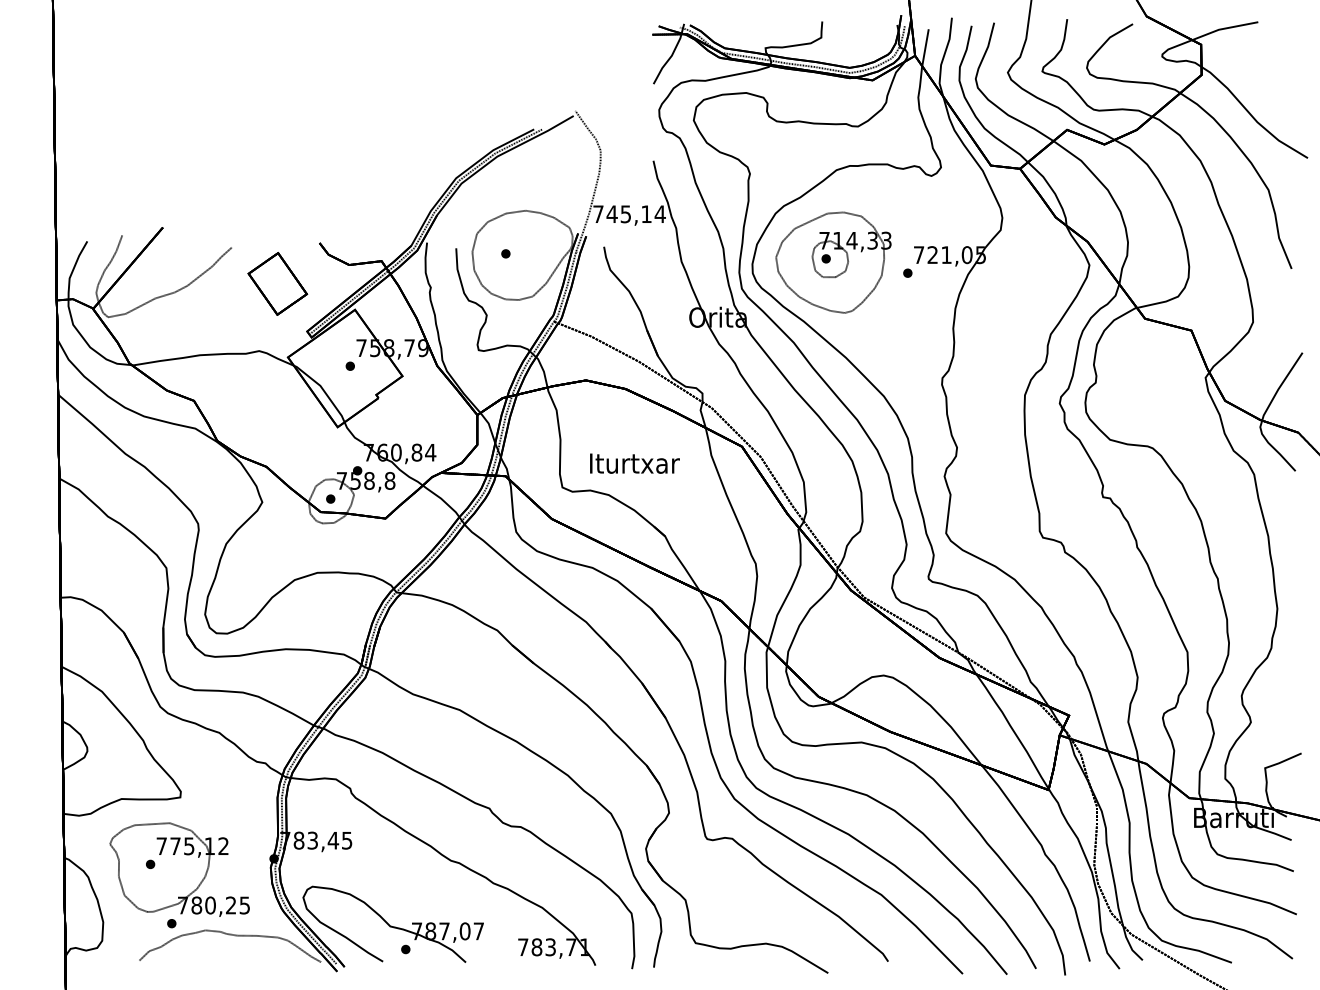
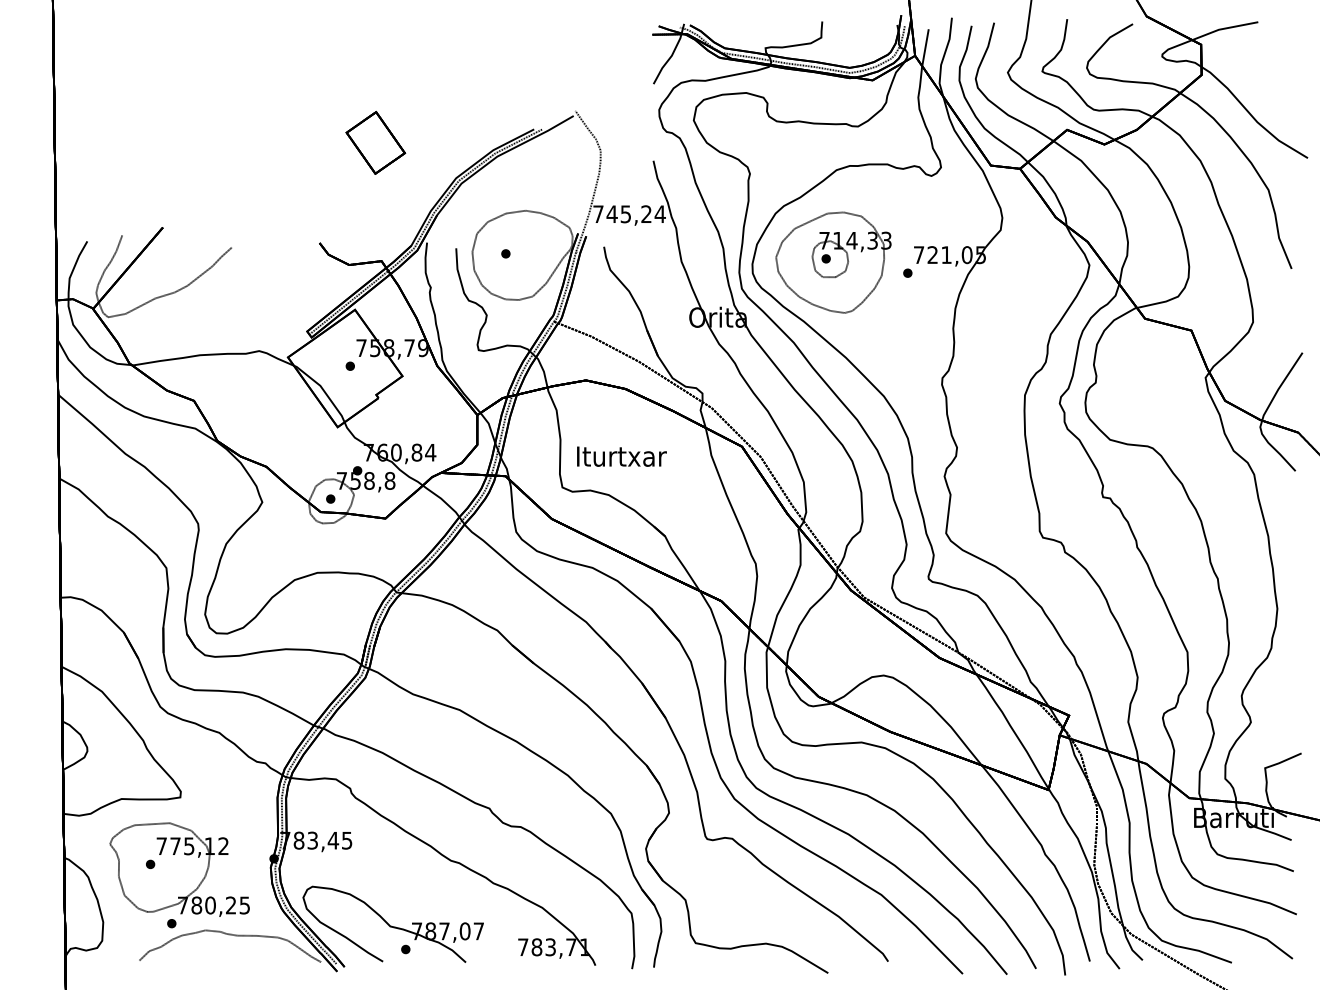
text: 745,14 -> 745,24 (646, 213)
part position: (277, 283) -> (375, 142) (375, 142)
text position: (634, 463) -> (621, 456) (621, 456)
